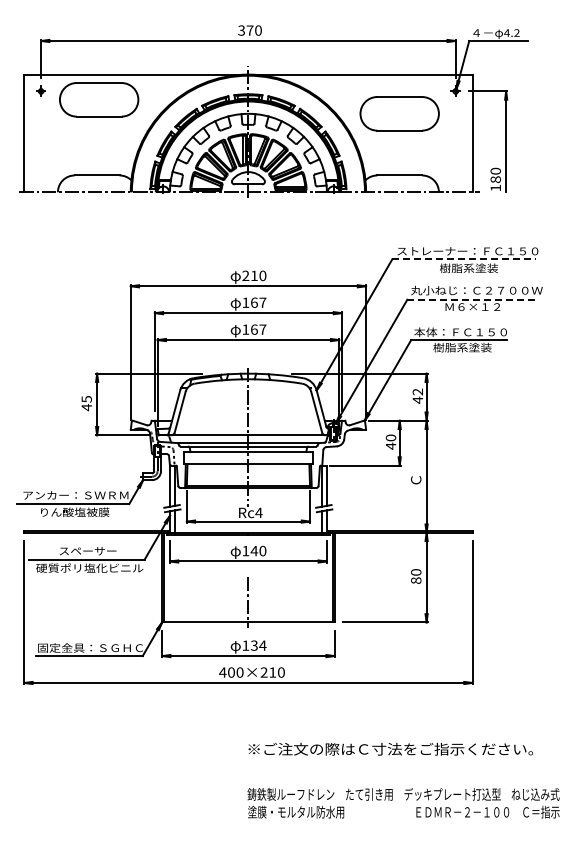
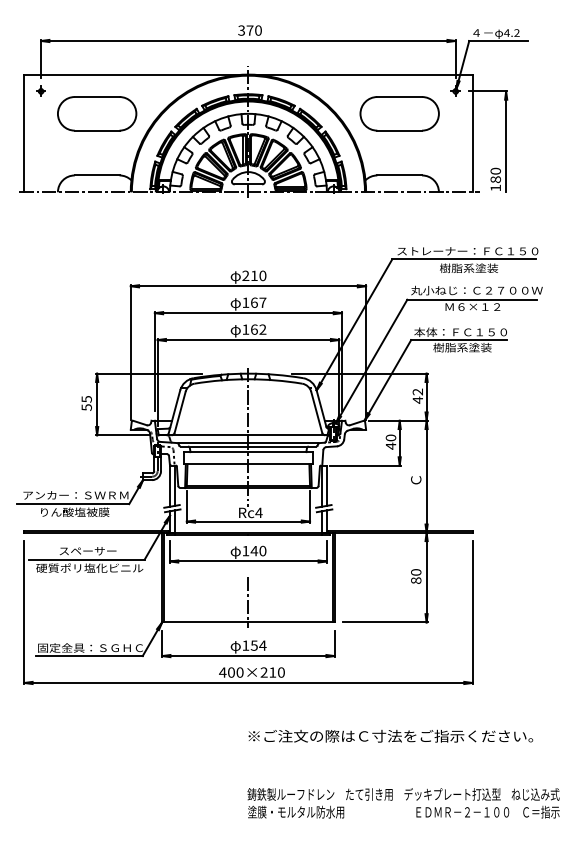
part position: (99, 99) -> (97, 113) (97, 113)
line: dashed -> solid (463, 259)
line: dashed -> solid (472, 299)
text: 167 -> 162 (262, 329)
text: 45 -> 55 (86, 407)
text: 134 -> 154 (254, 645)
text position: (390, 748) -> (390, 735) (390, 735)
